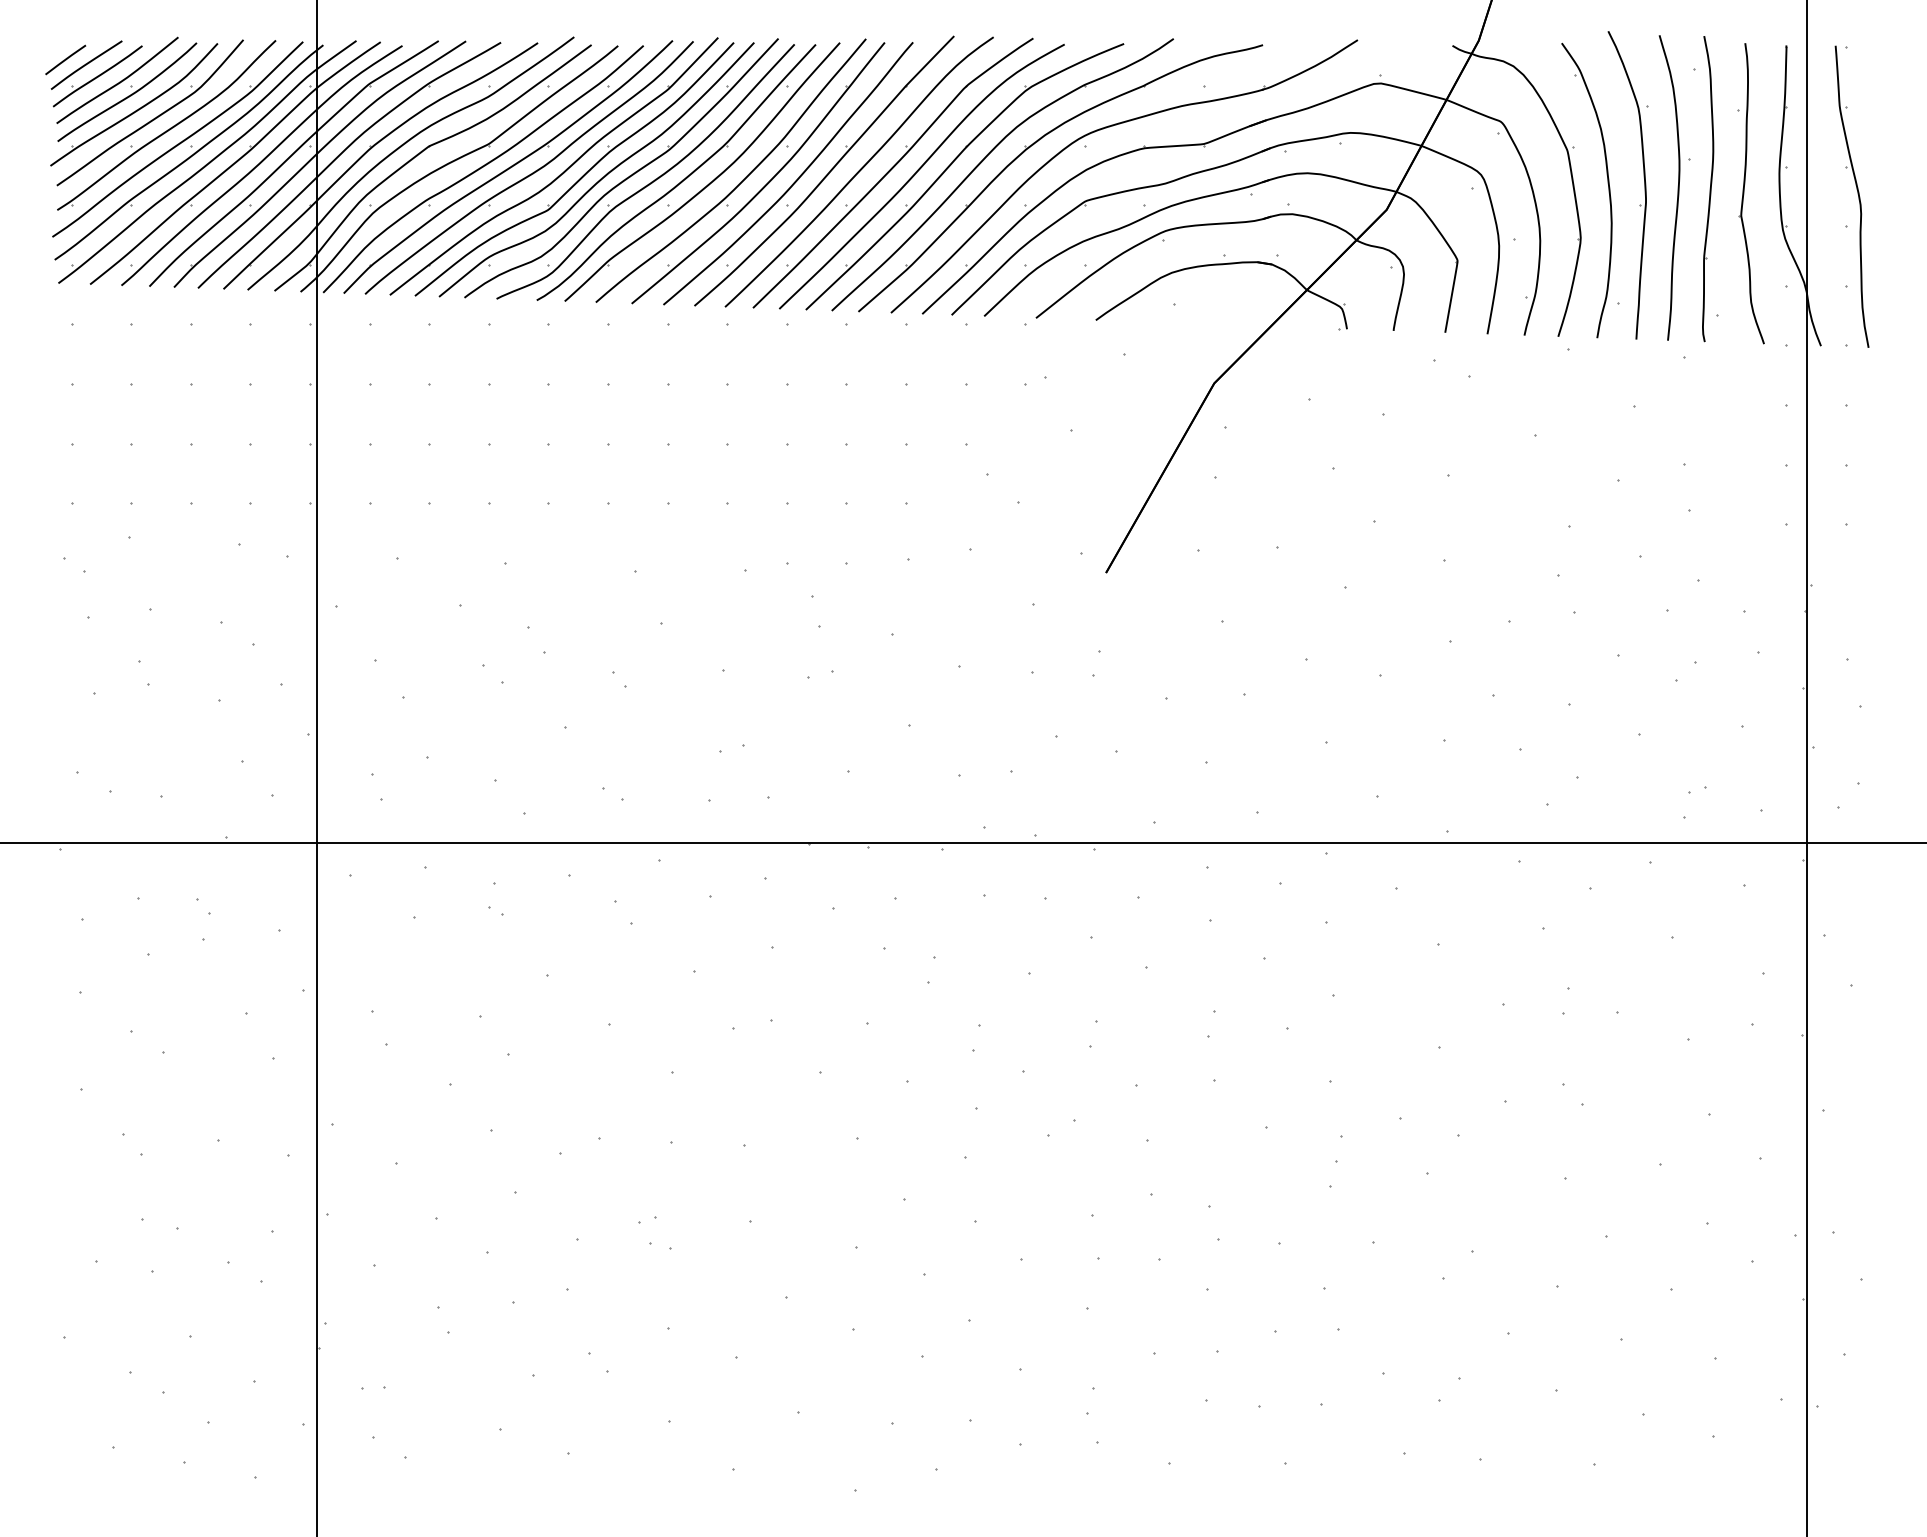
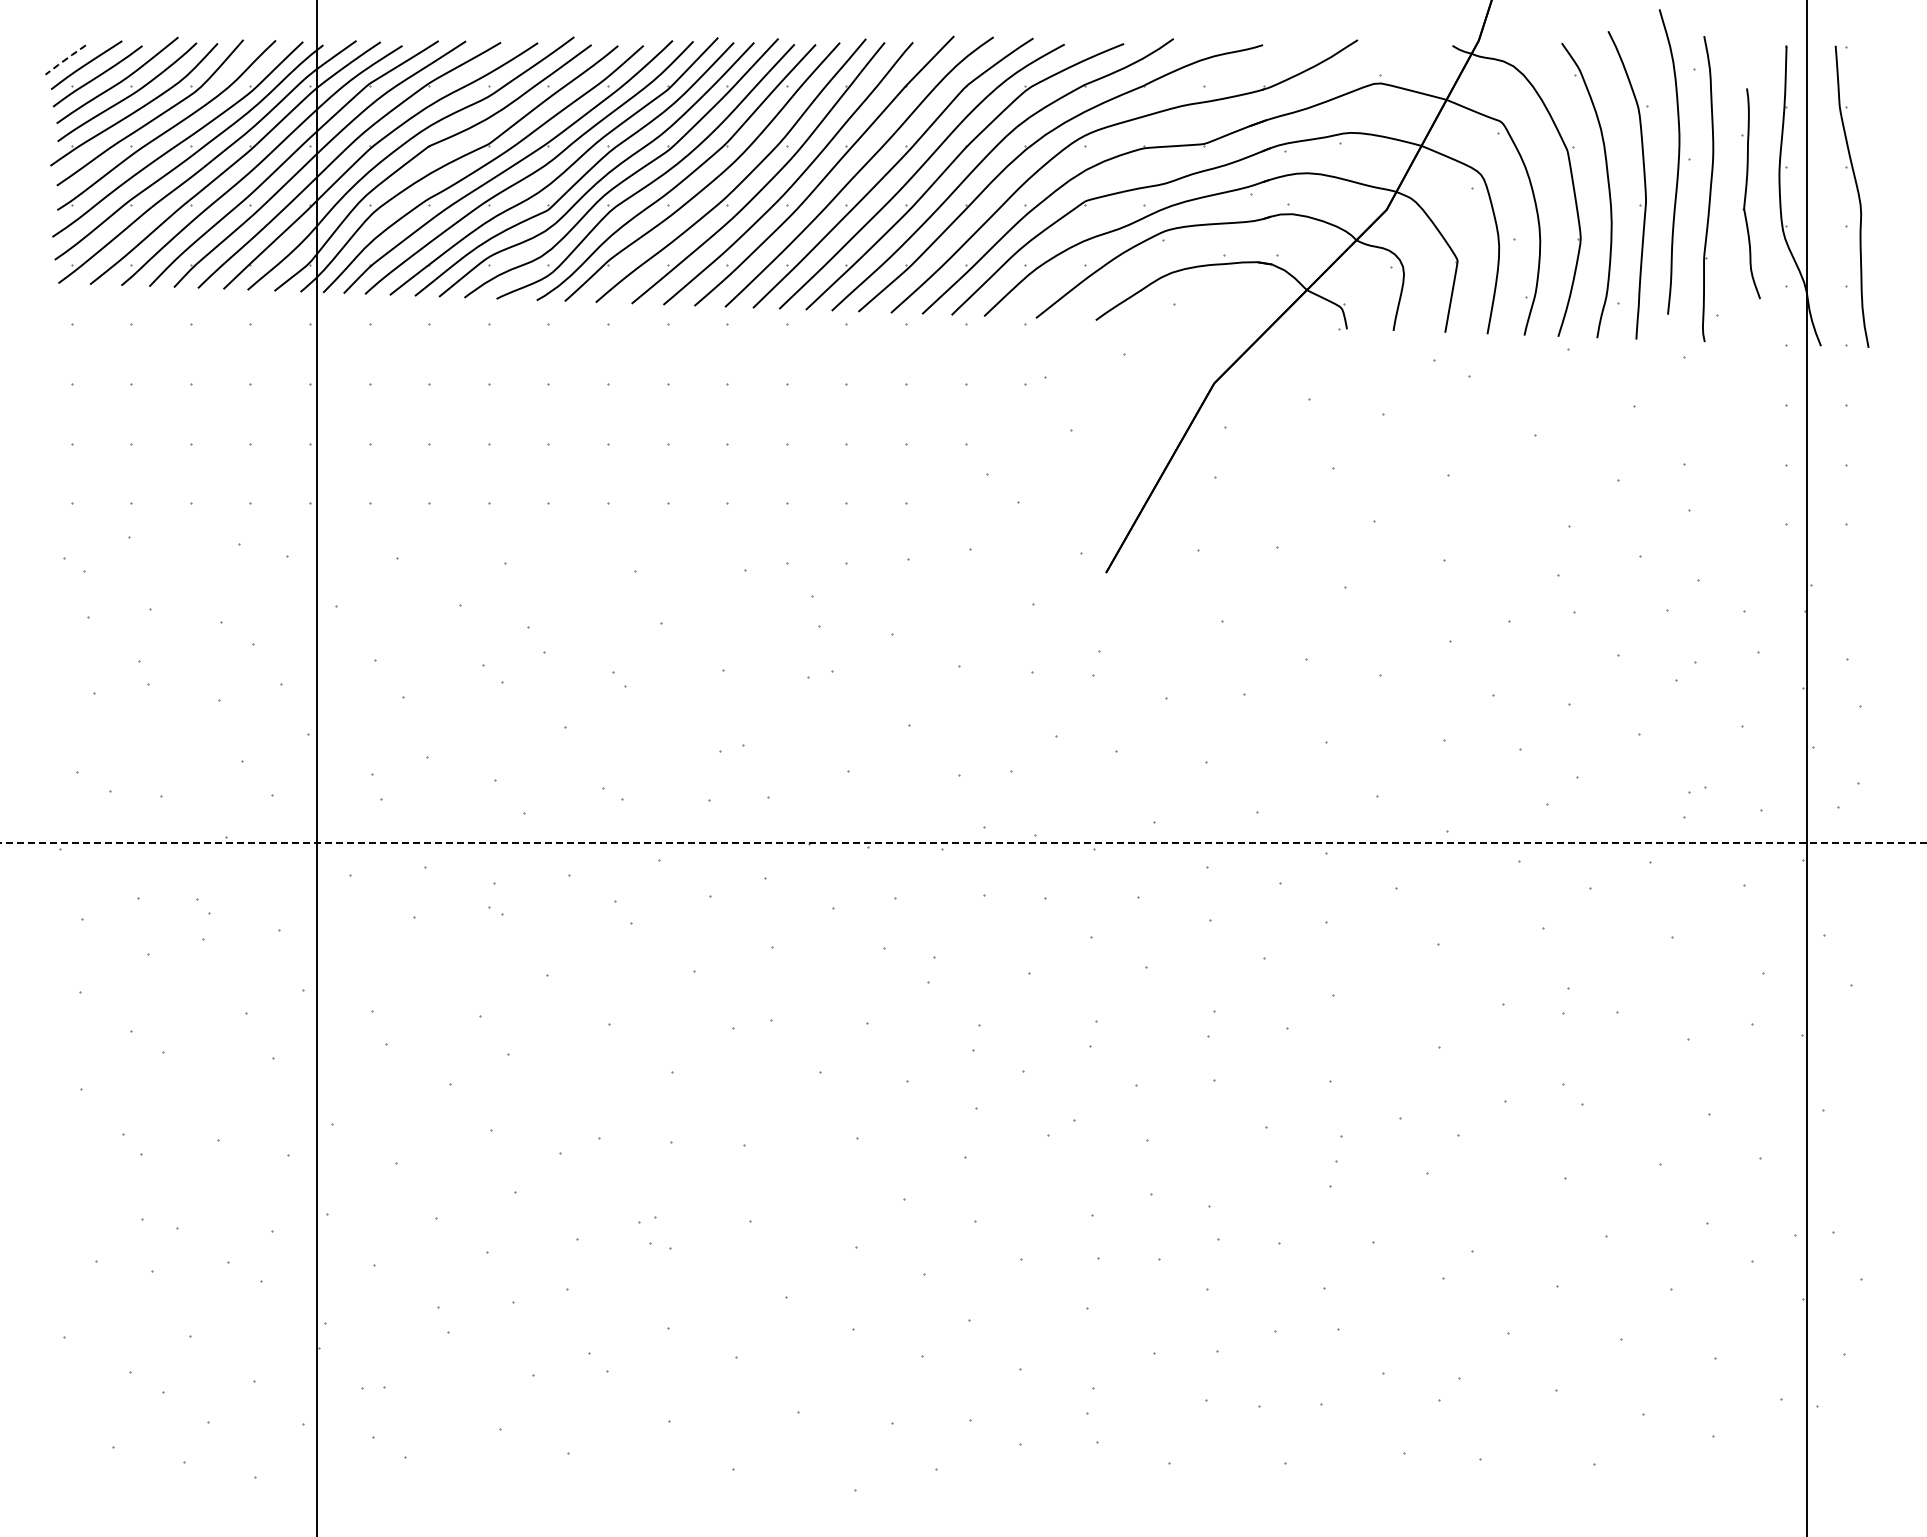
line: solid -> dashed (65, 59)
curve position: (1677, 187) -> (1677, 161) (1677, 161)
part size: 28x302 px -> 20x212 px (1750, 193)
line: solid -> dashed (963, 843)
